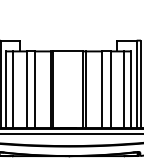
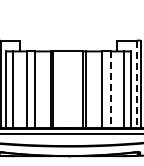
line: solid -> dashed (136, 84)
line: solid -> dashed (110, 90)
